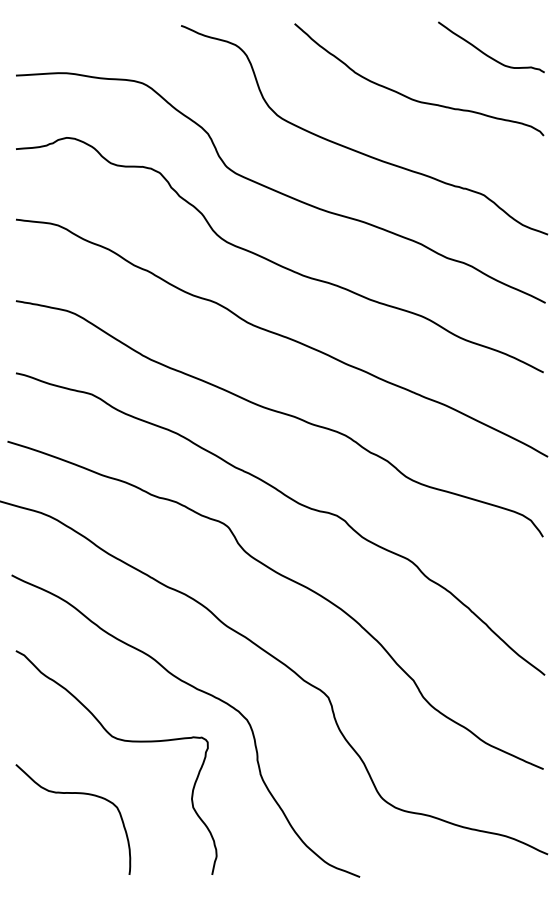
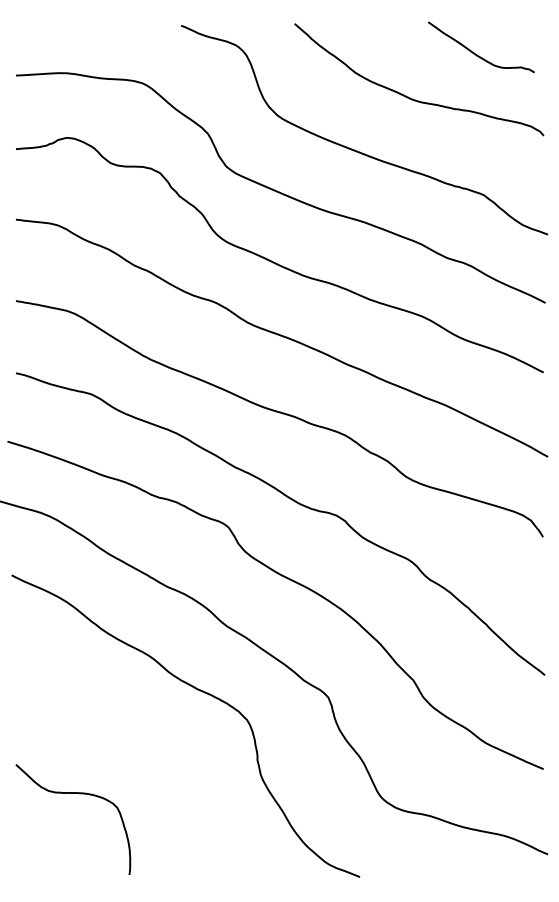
curve position: (487, 54) -> (477, 54) (477, 54)
curve: present -> none (122, 741)
